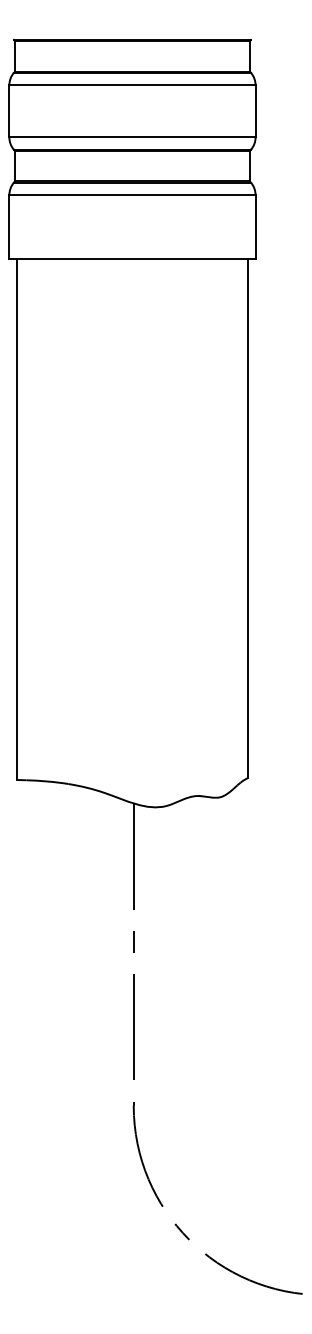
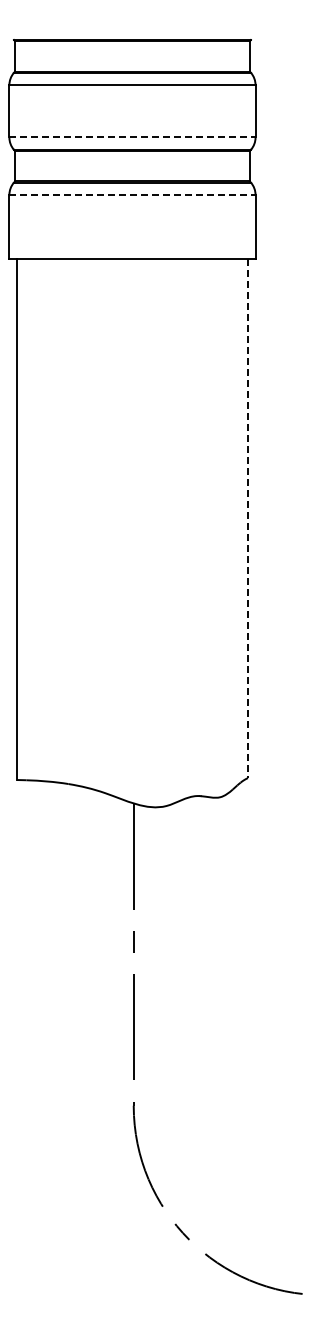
line: solid -> dashed (132, 137)
line: solid -> dashed (132, 195)
line: solid -> dashed (247, 519)
